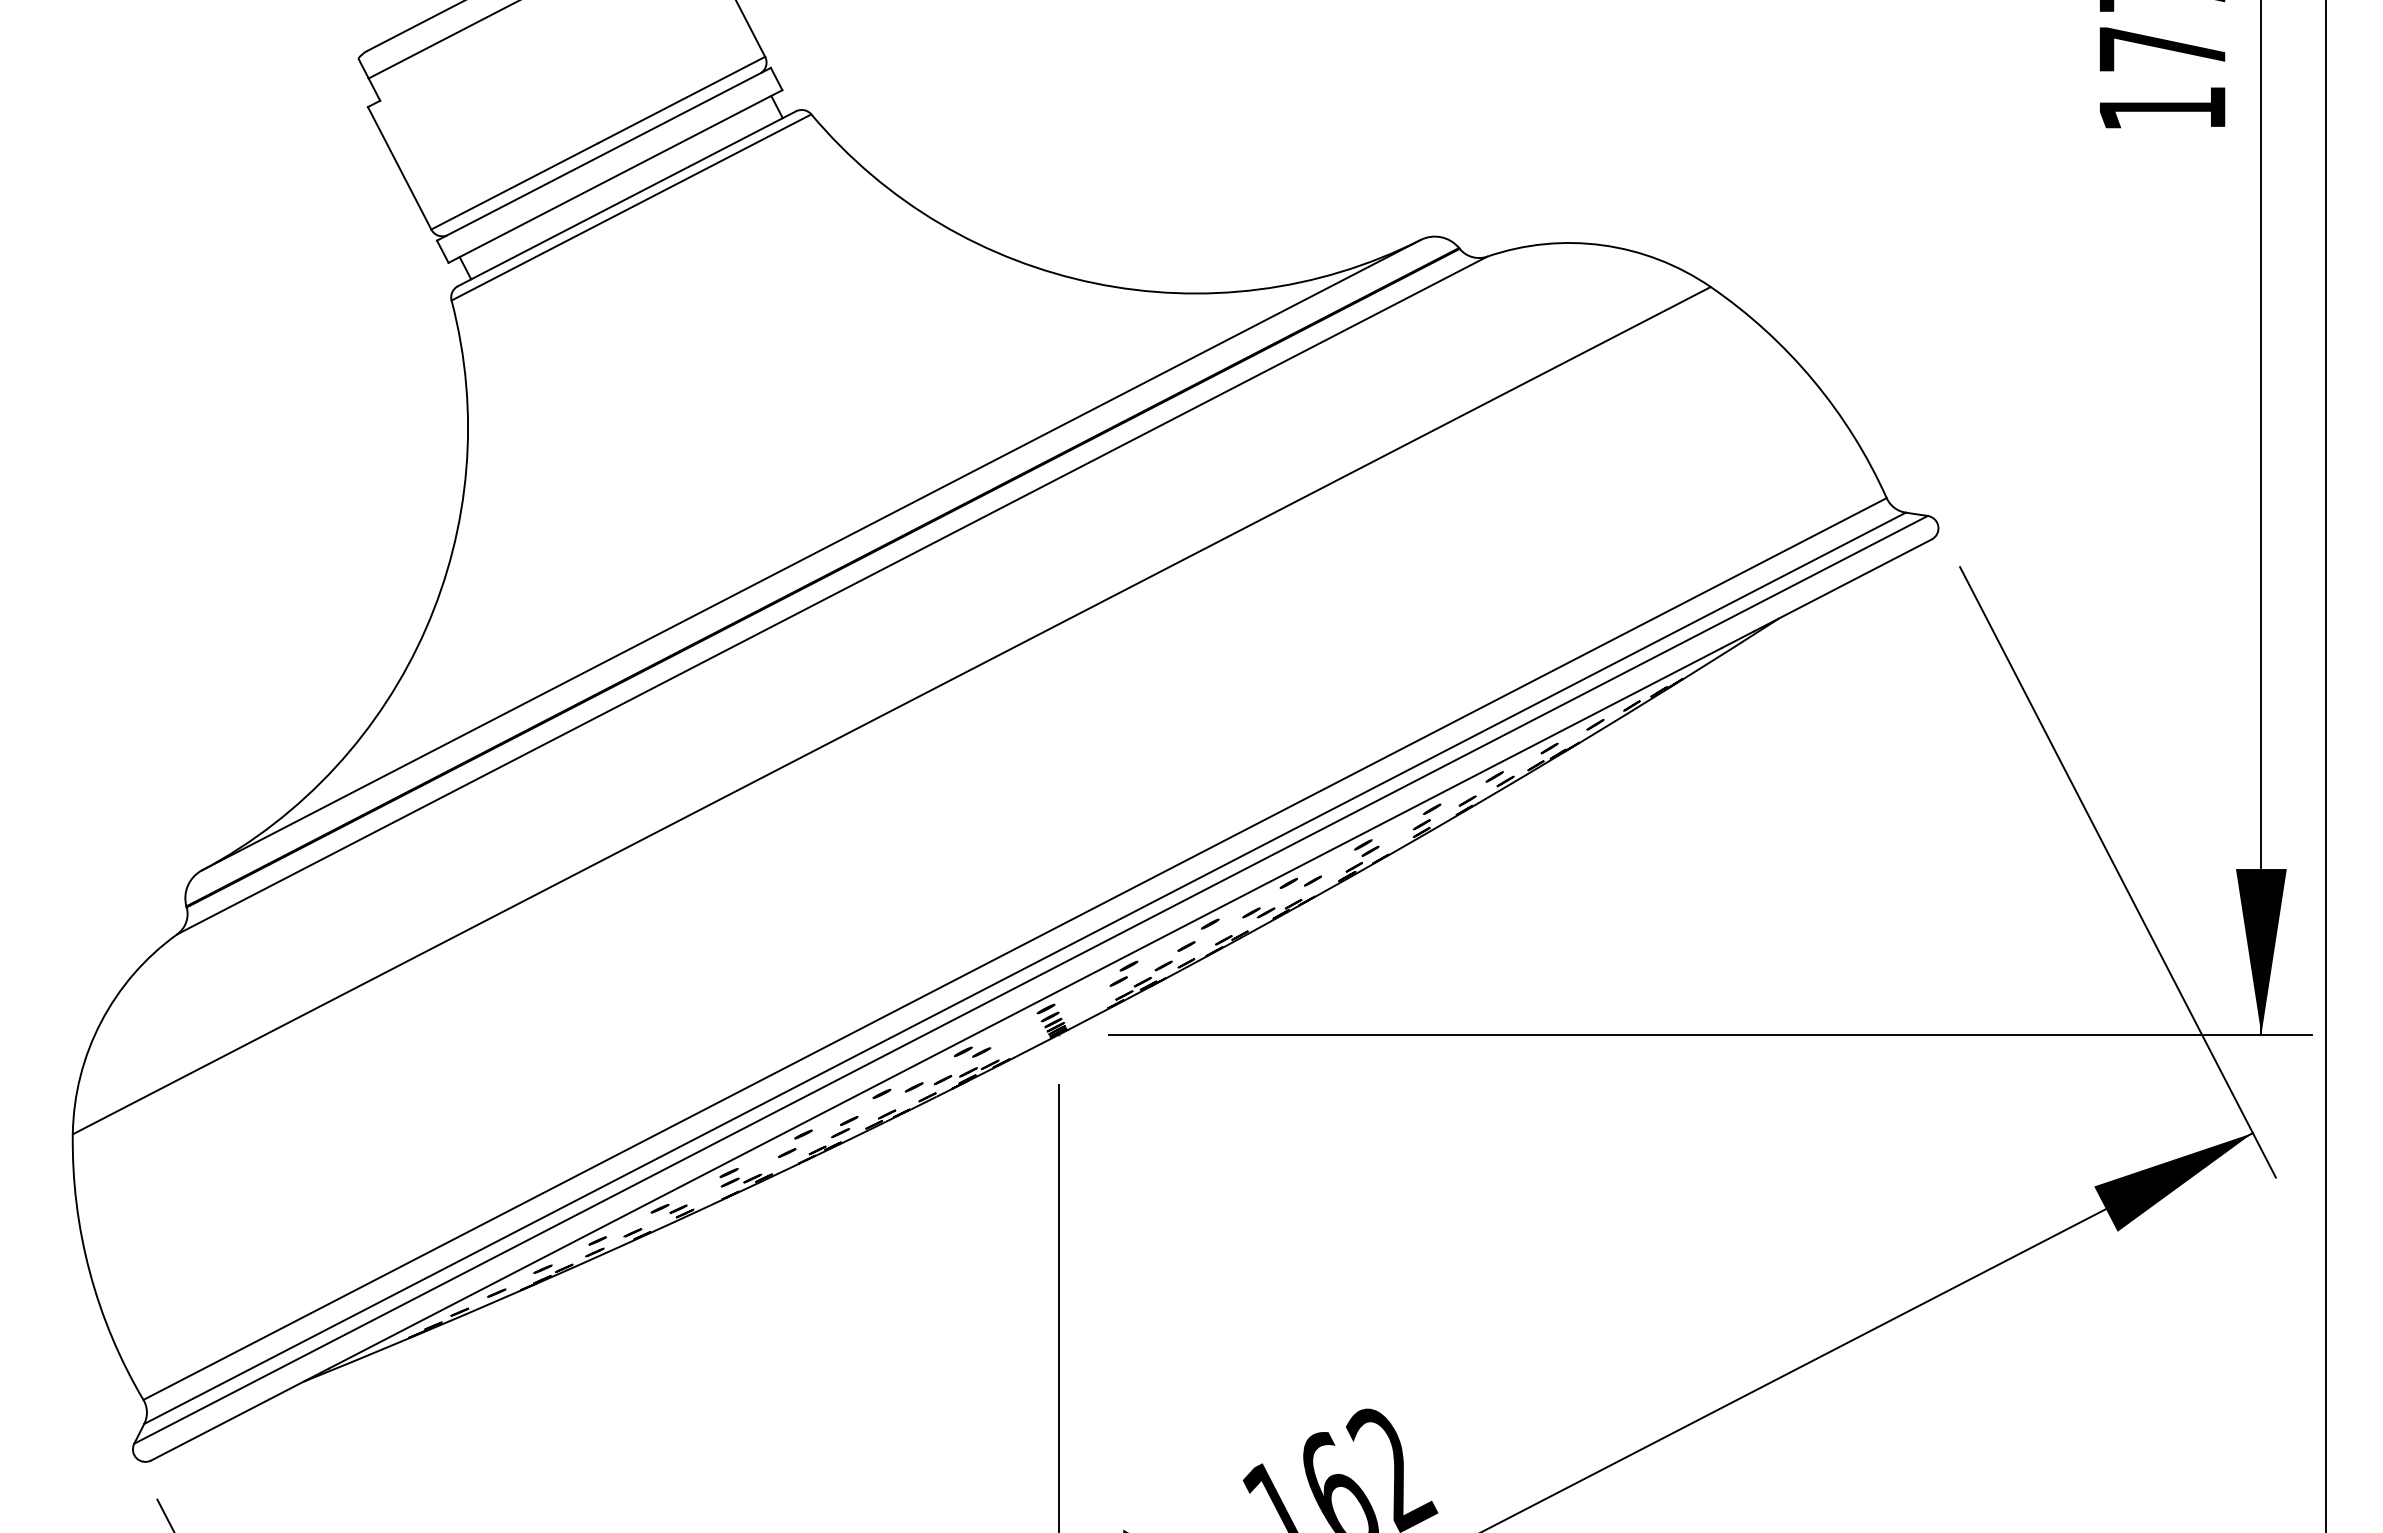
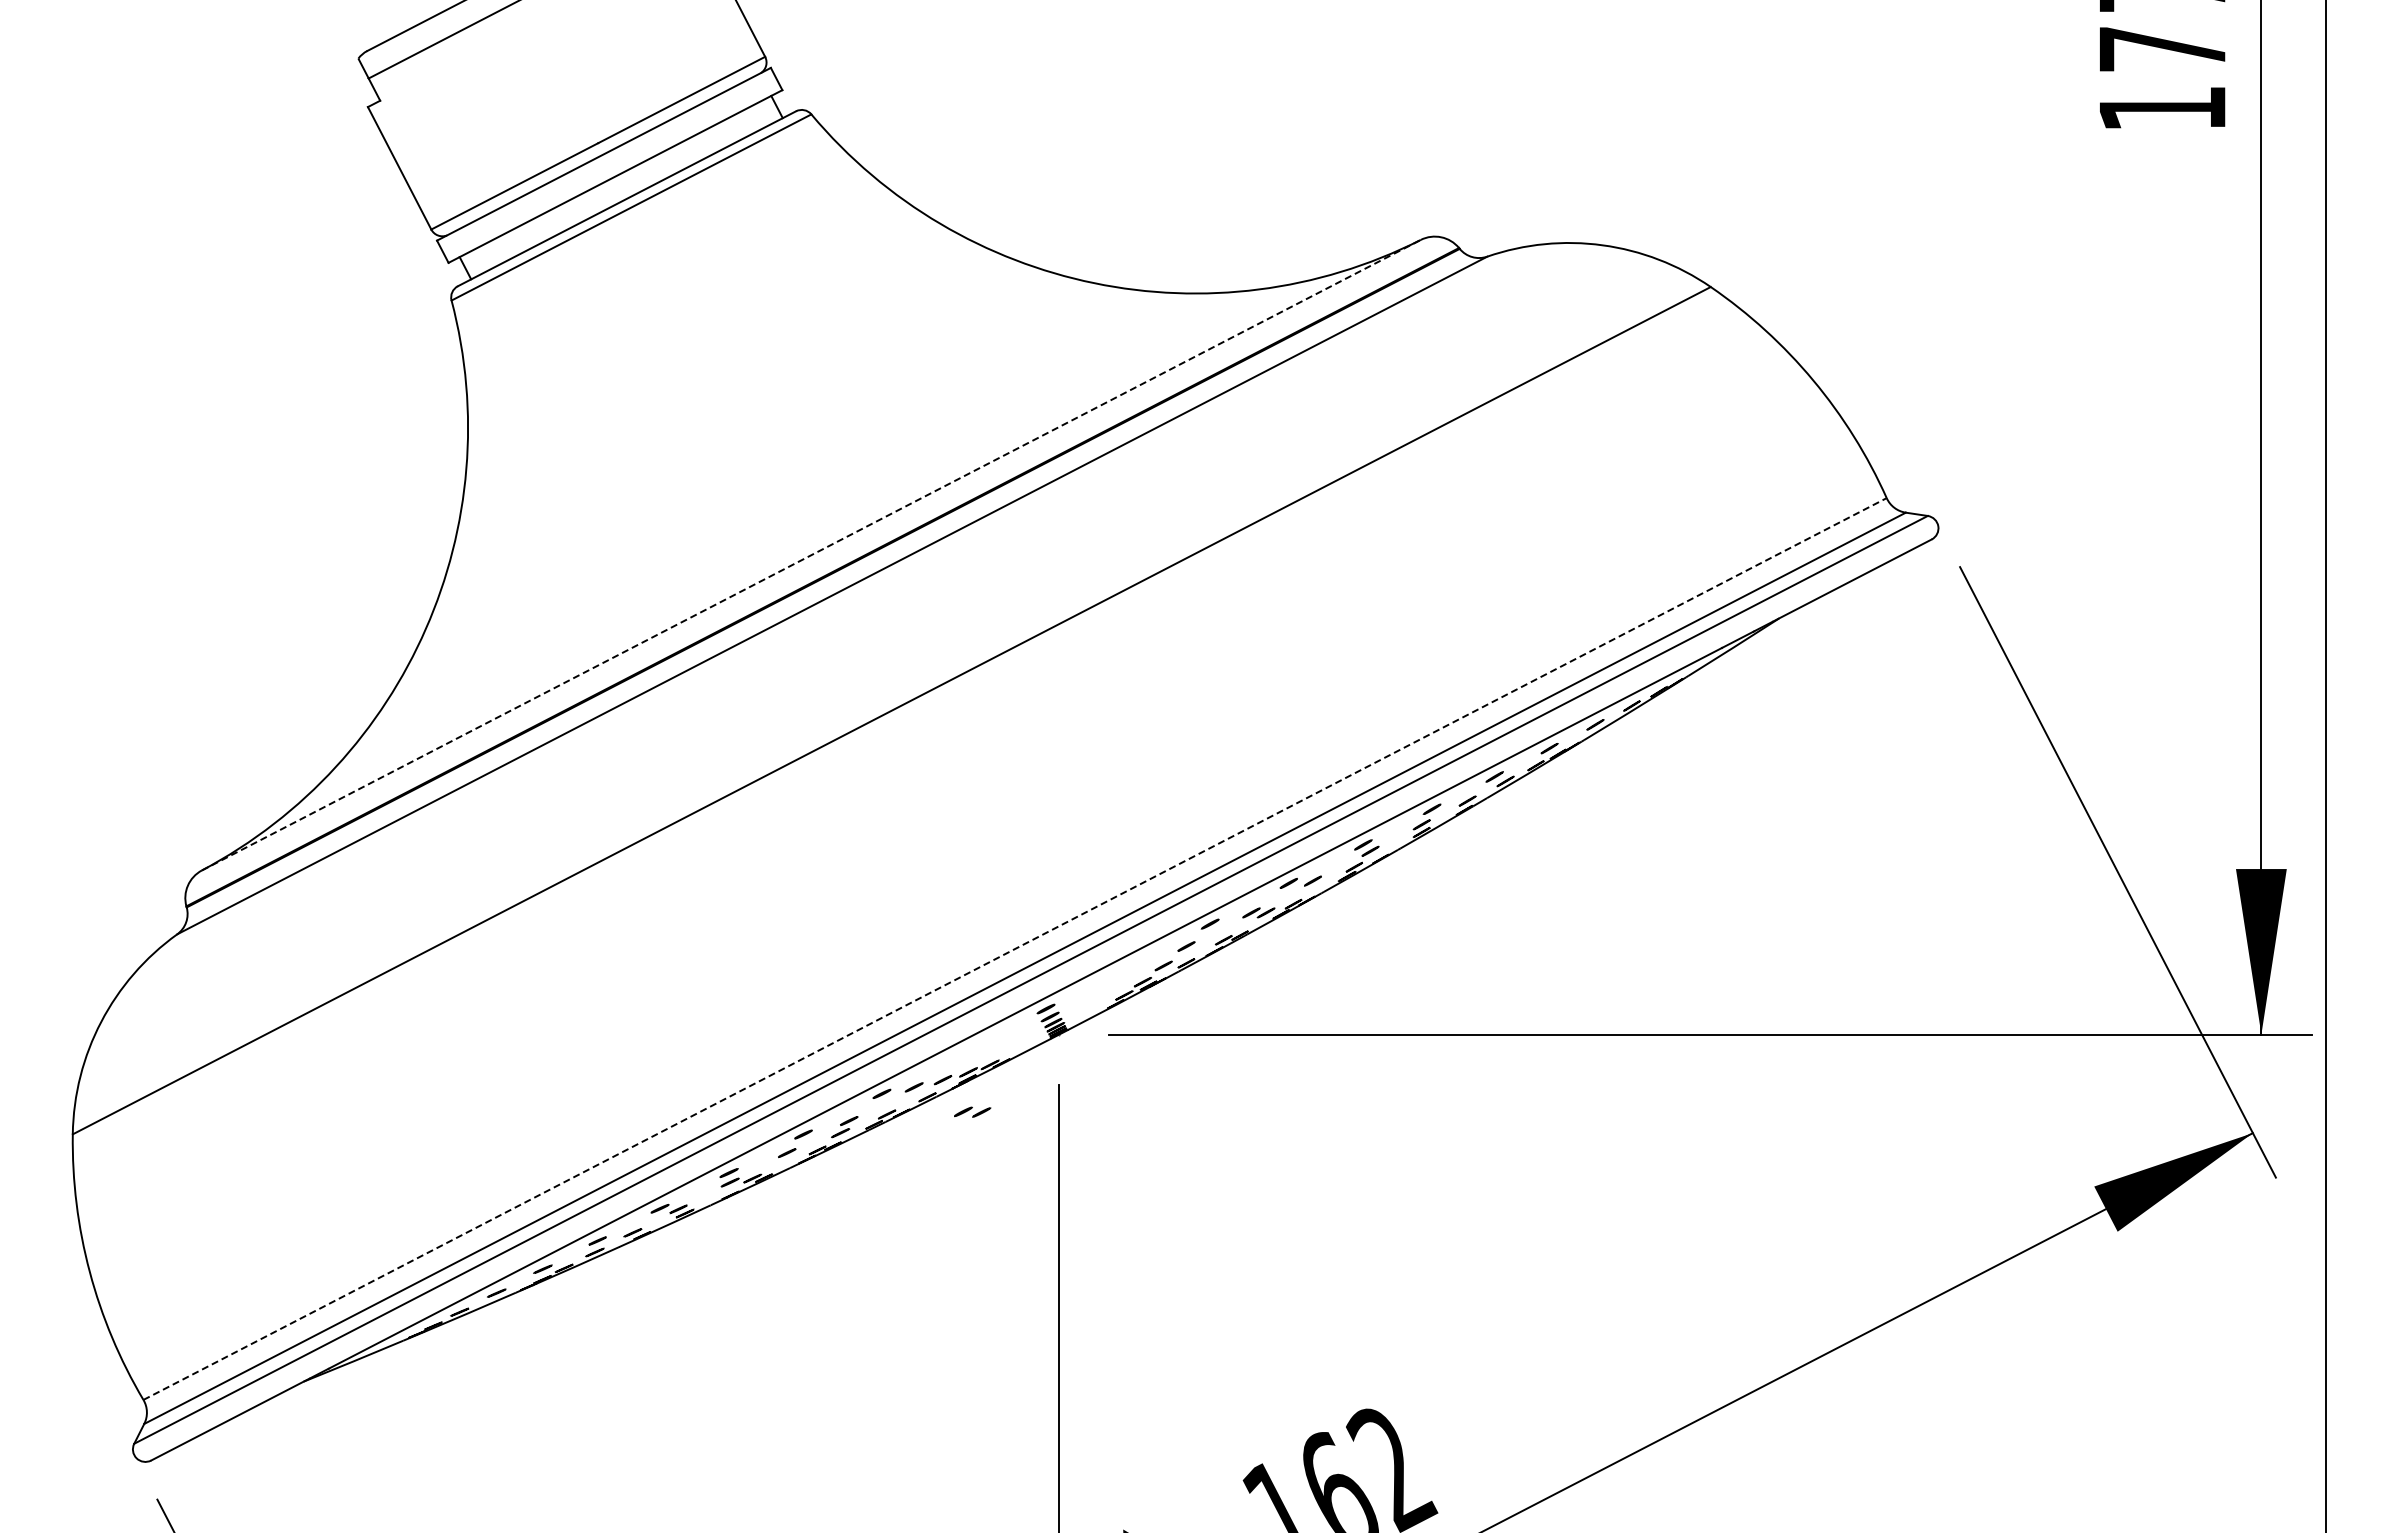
line: solid -> dashed (811, 554)
line: solid -> dashed (1015, 948)
part: present -> none (1123, 973)
part position: (972, 1051) -> (972, 1111) (972, 1111)
